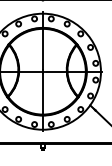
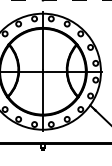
line: solid -> dashed (56, 0)
